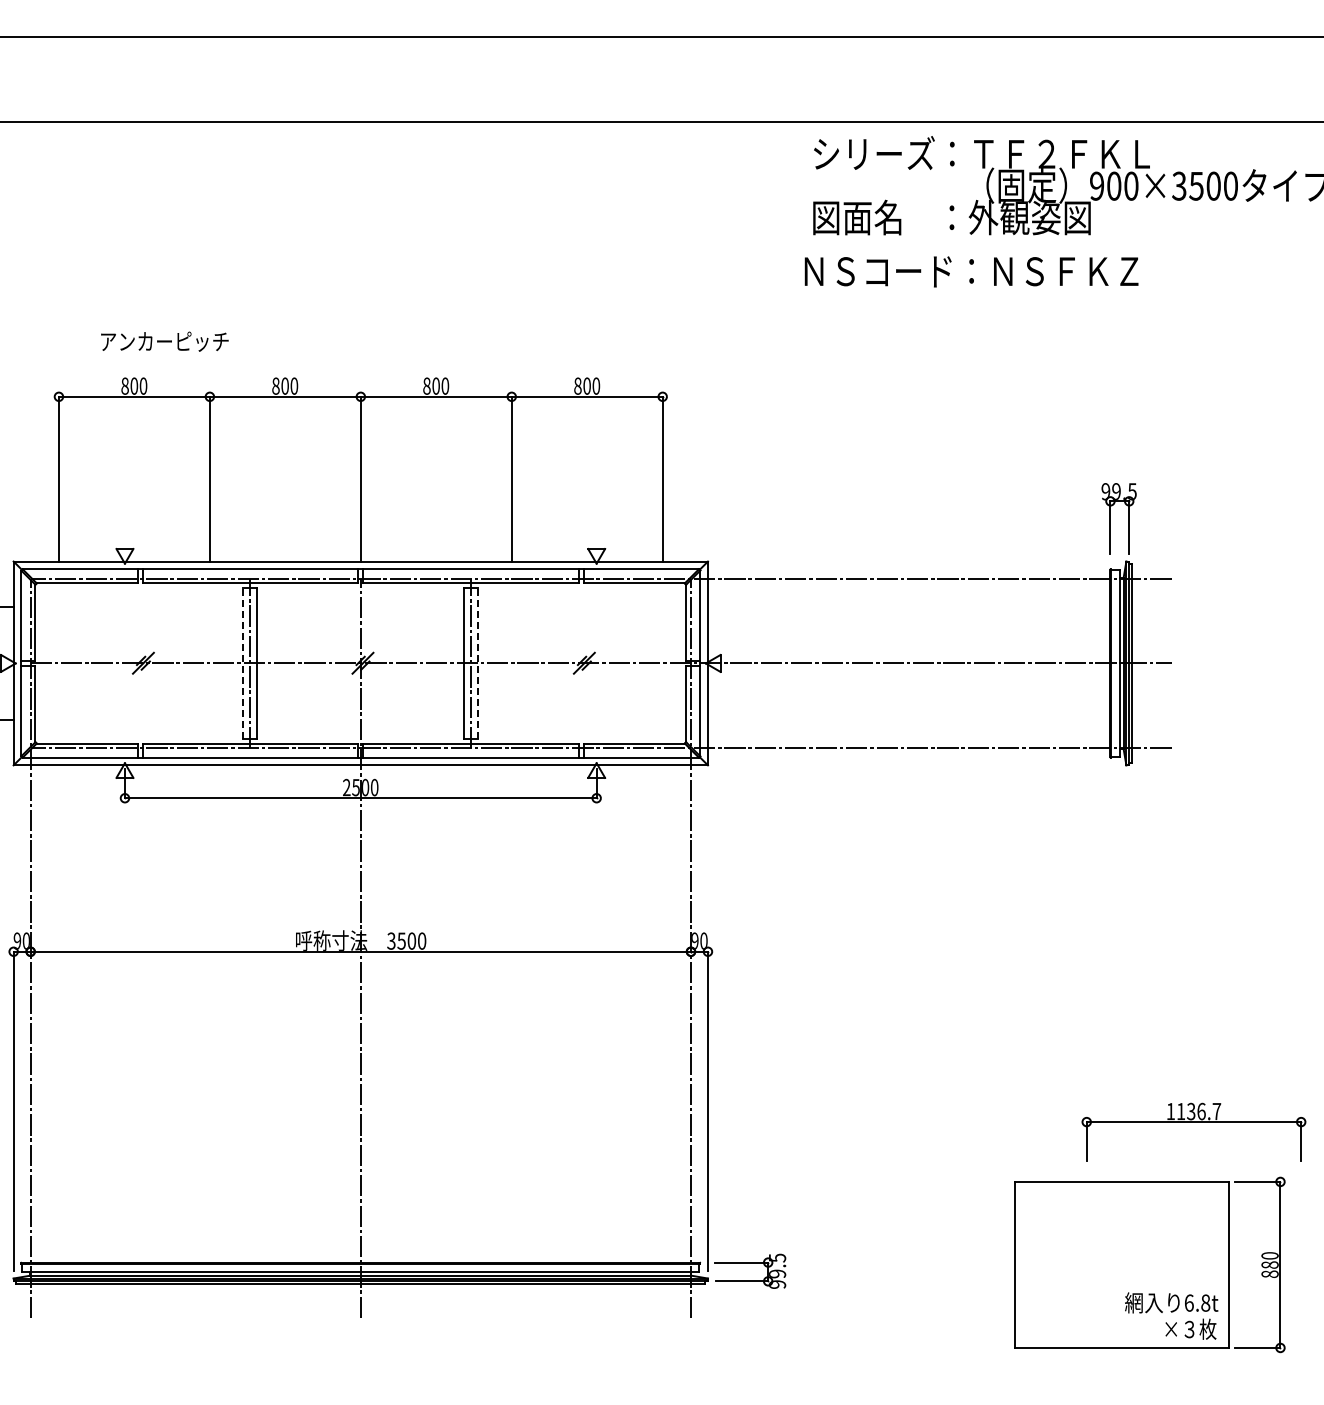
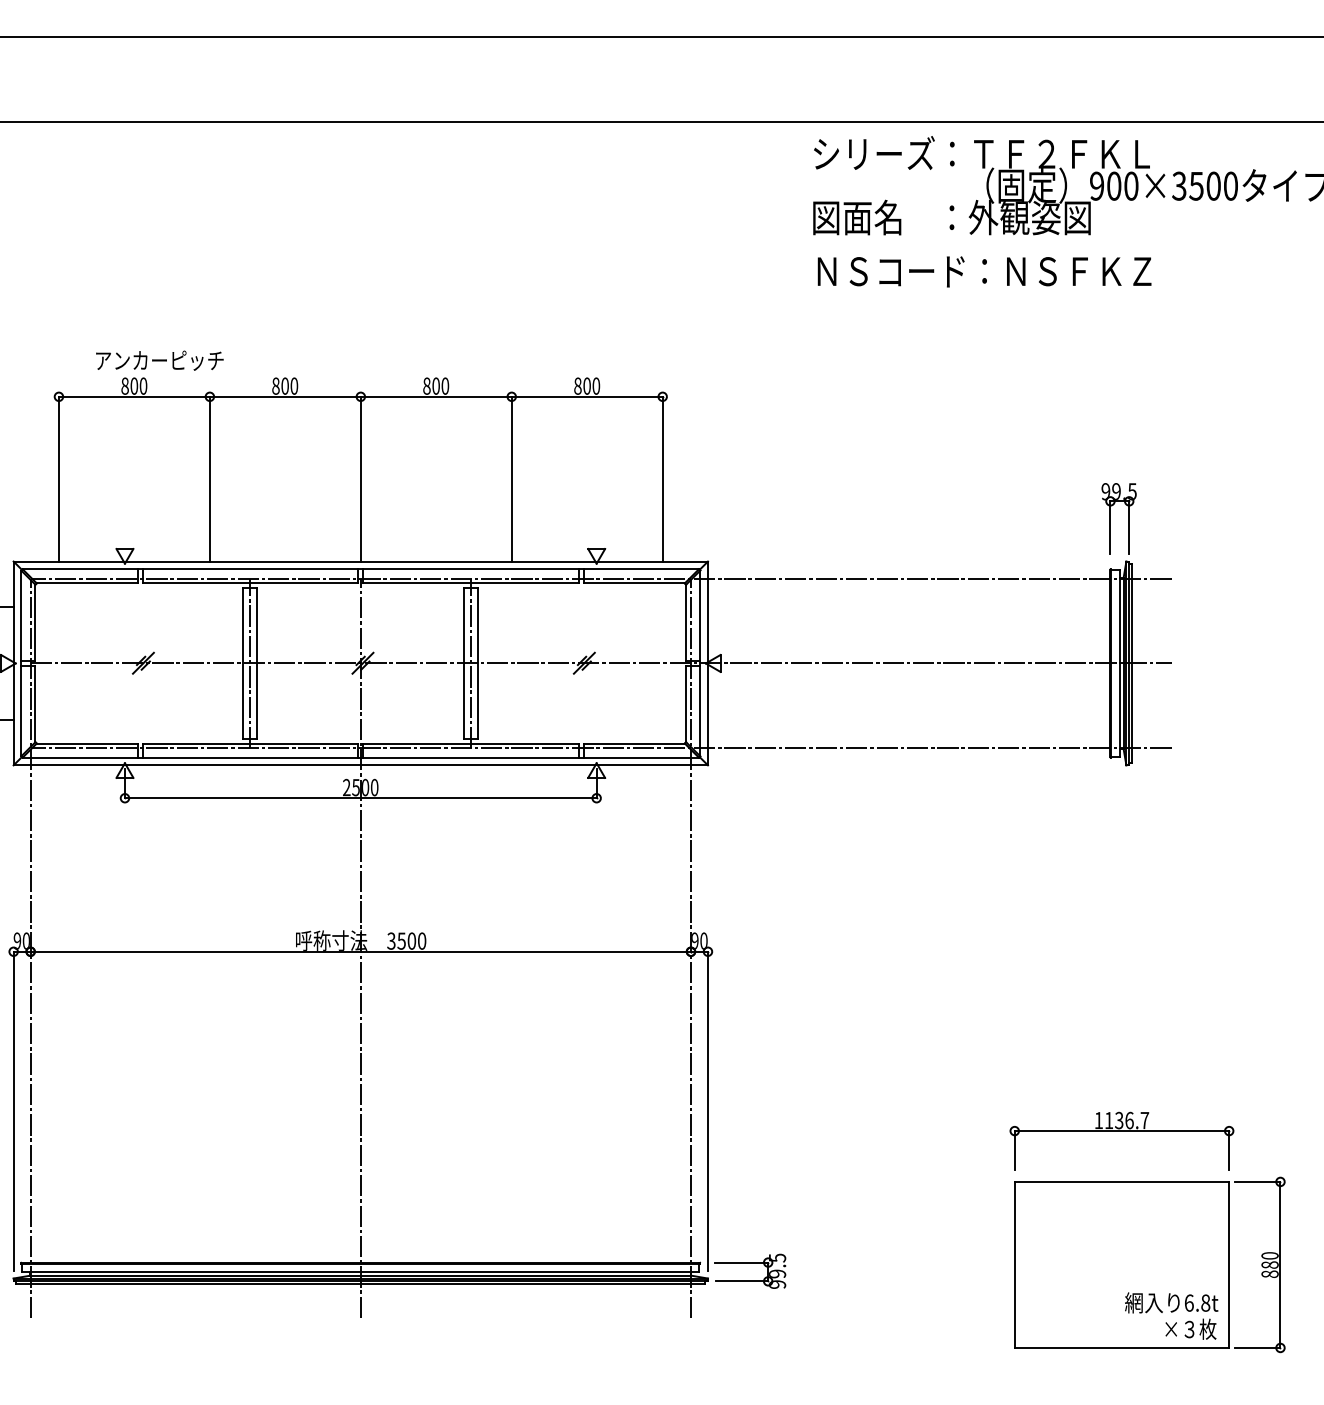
text position: (971, 271) -> (984, 271) (984, 271)
text position: (164, 341) -> (159, 360) (159, 360)
line: dashed -> solid (243, 662)
line: dashed -> solid (478, 662)
part position: (1193, 1122) -> (1121, 1131) (1121, 1131)
